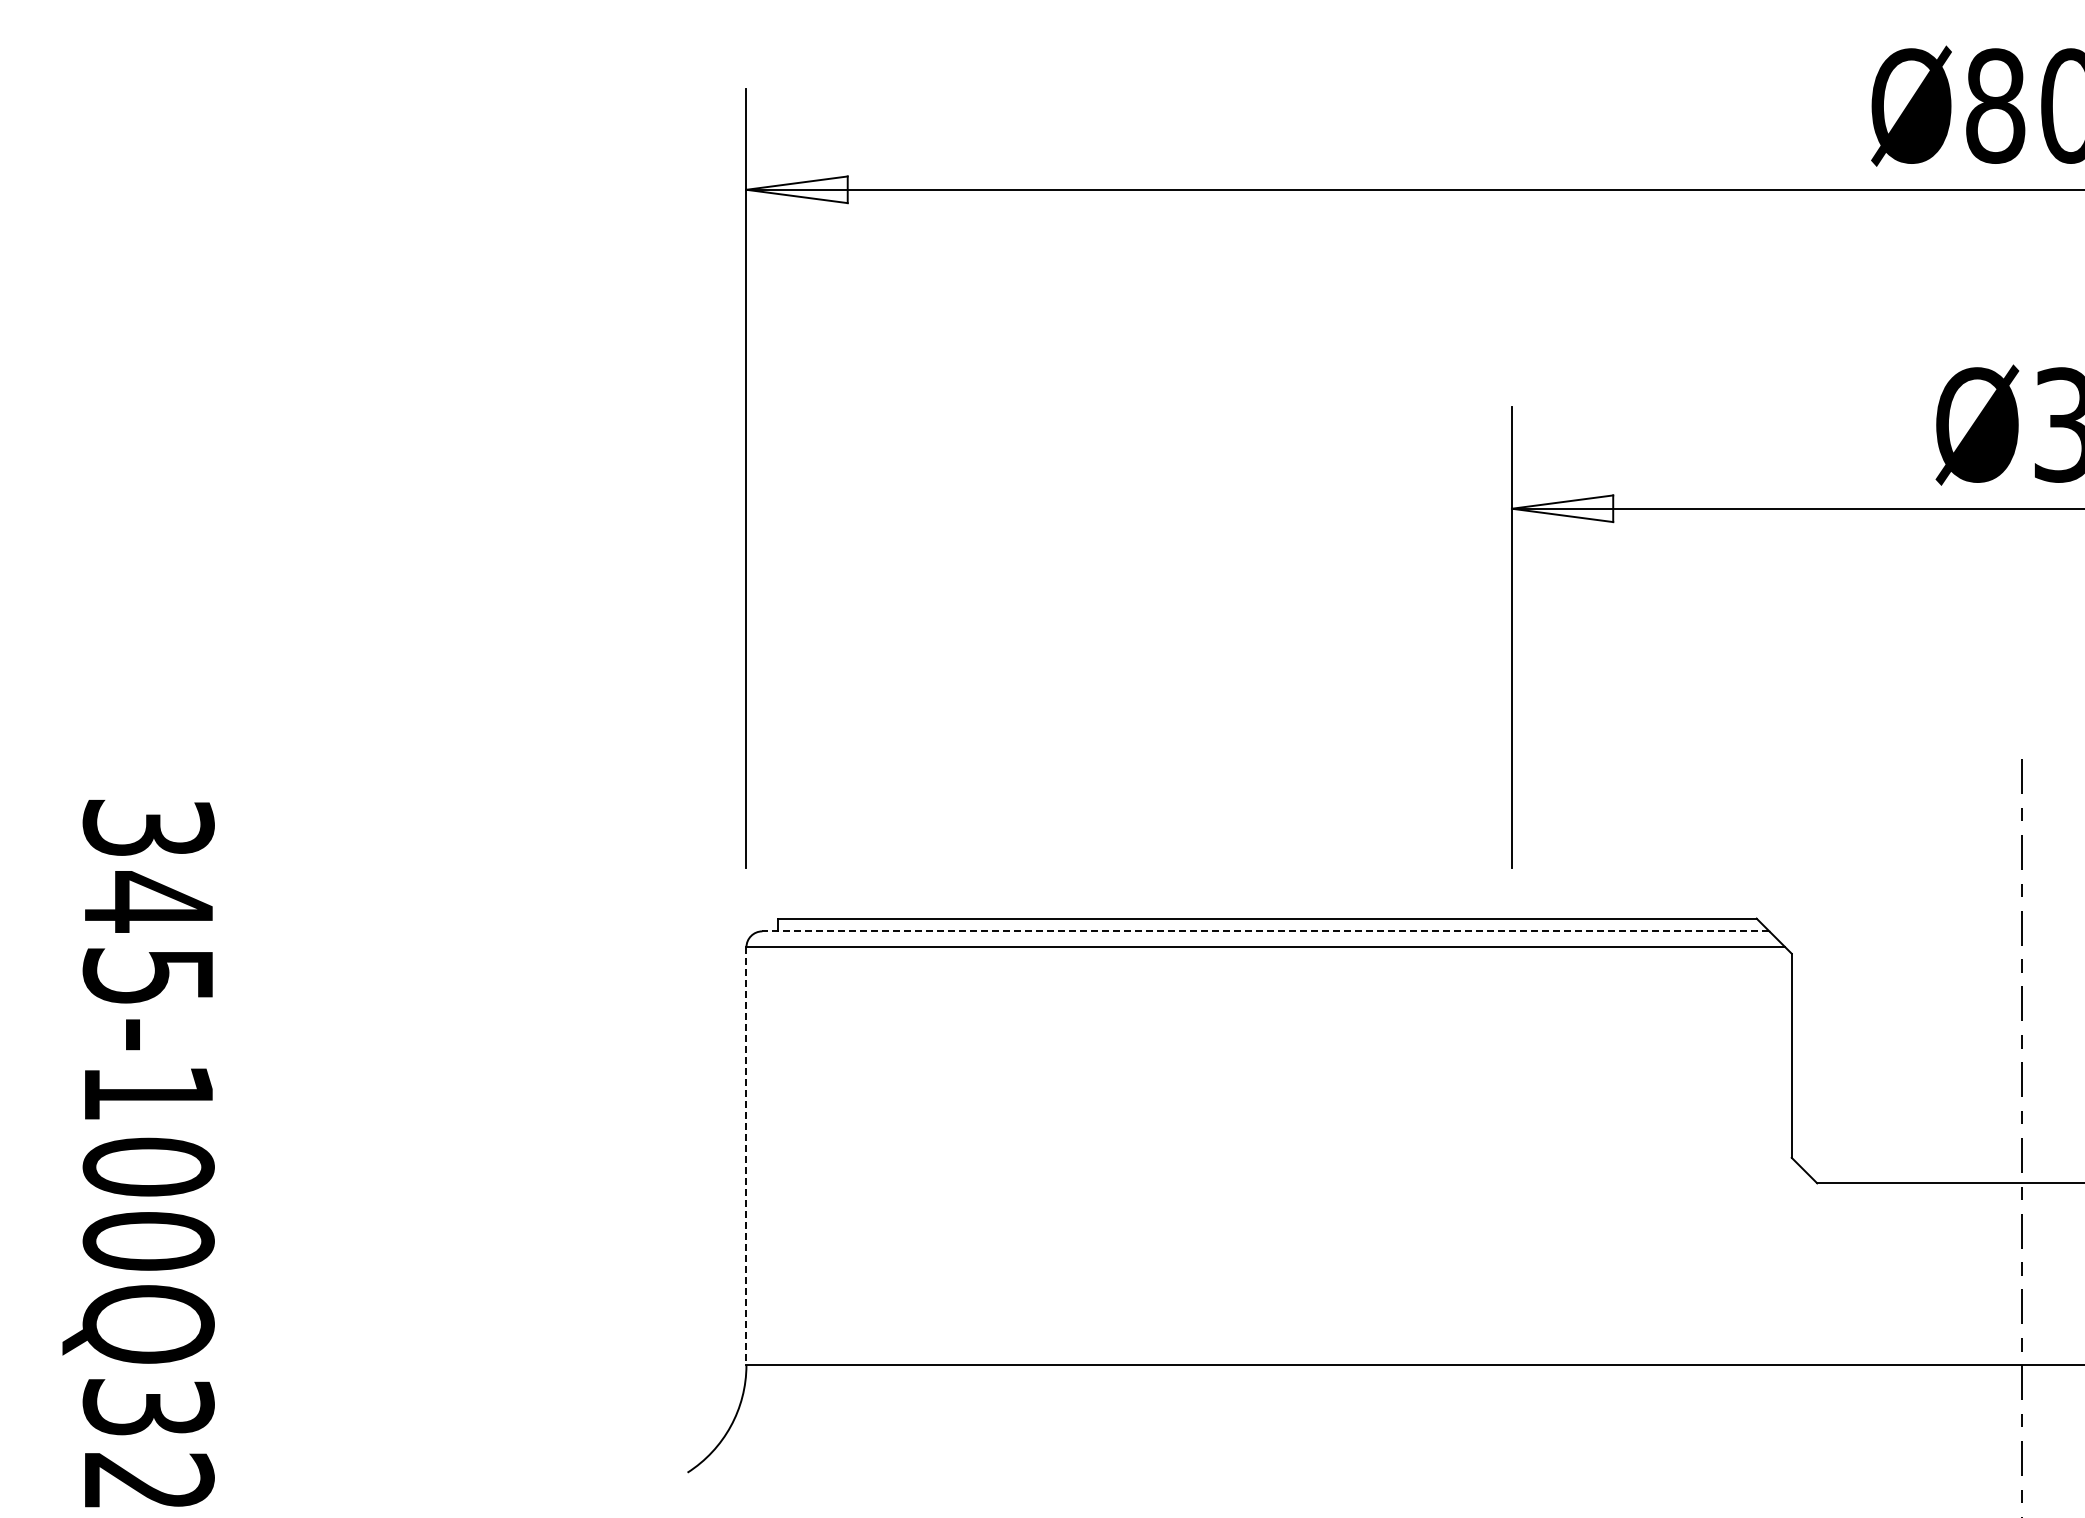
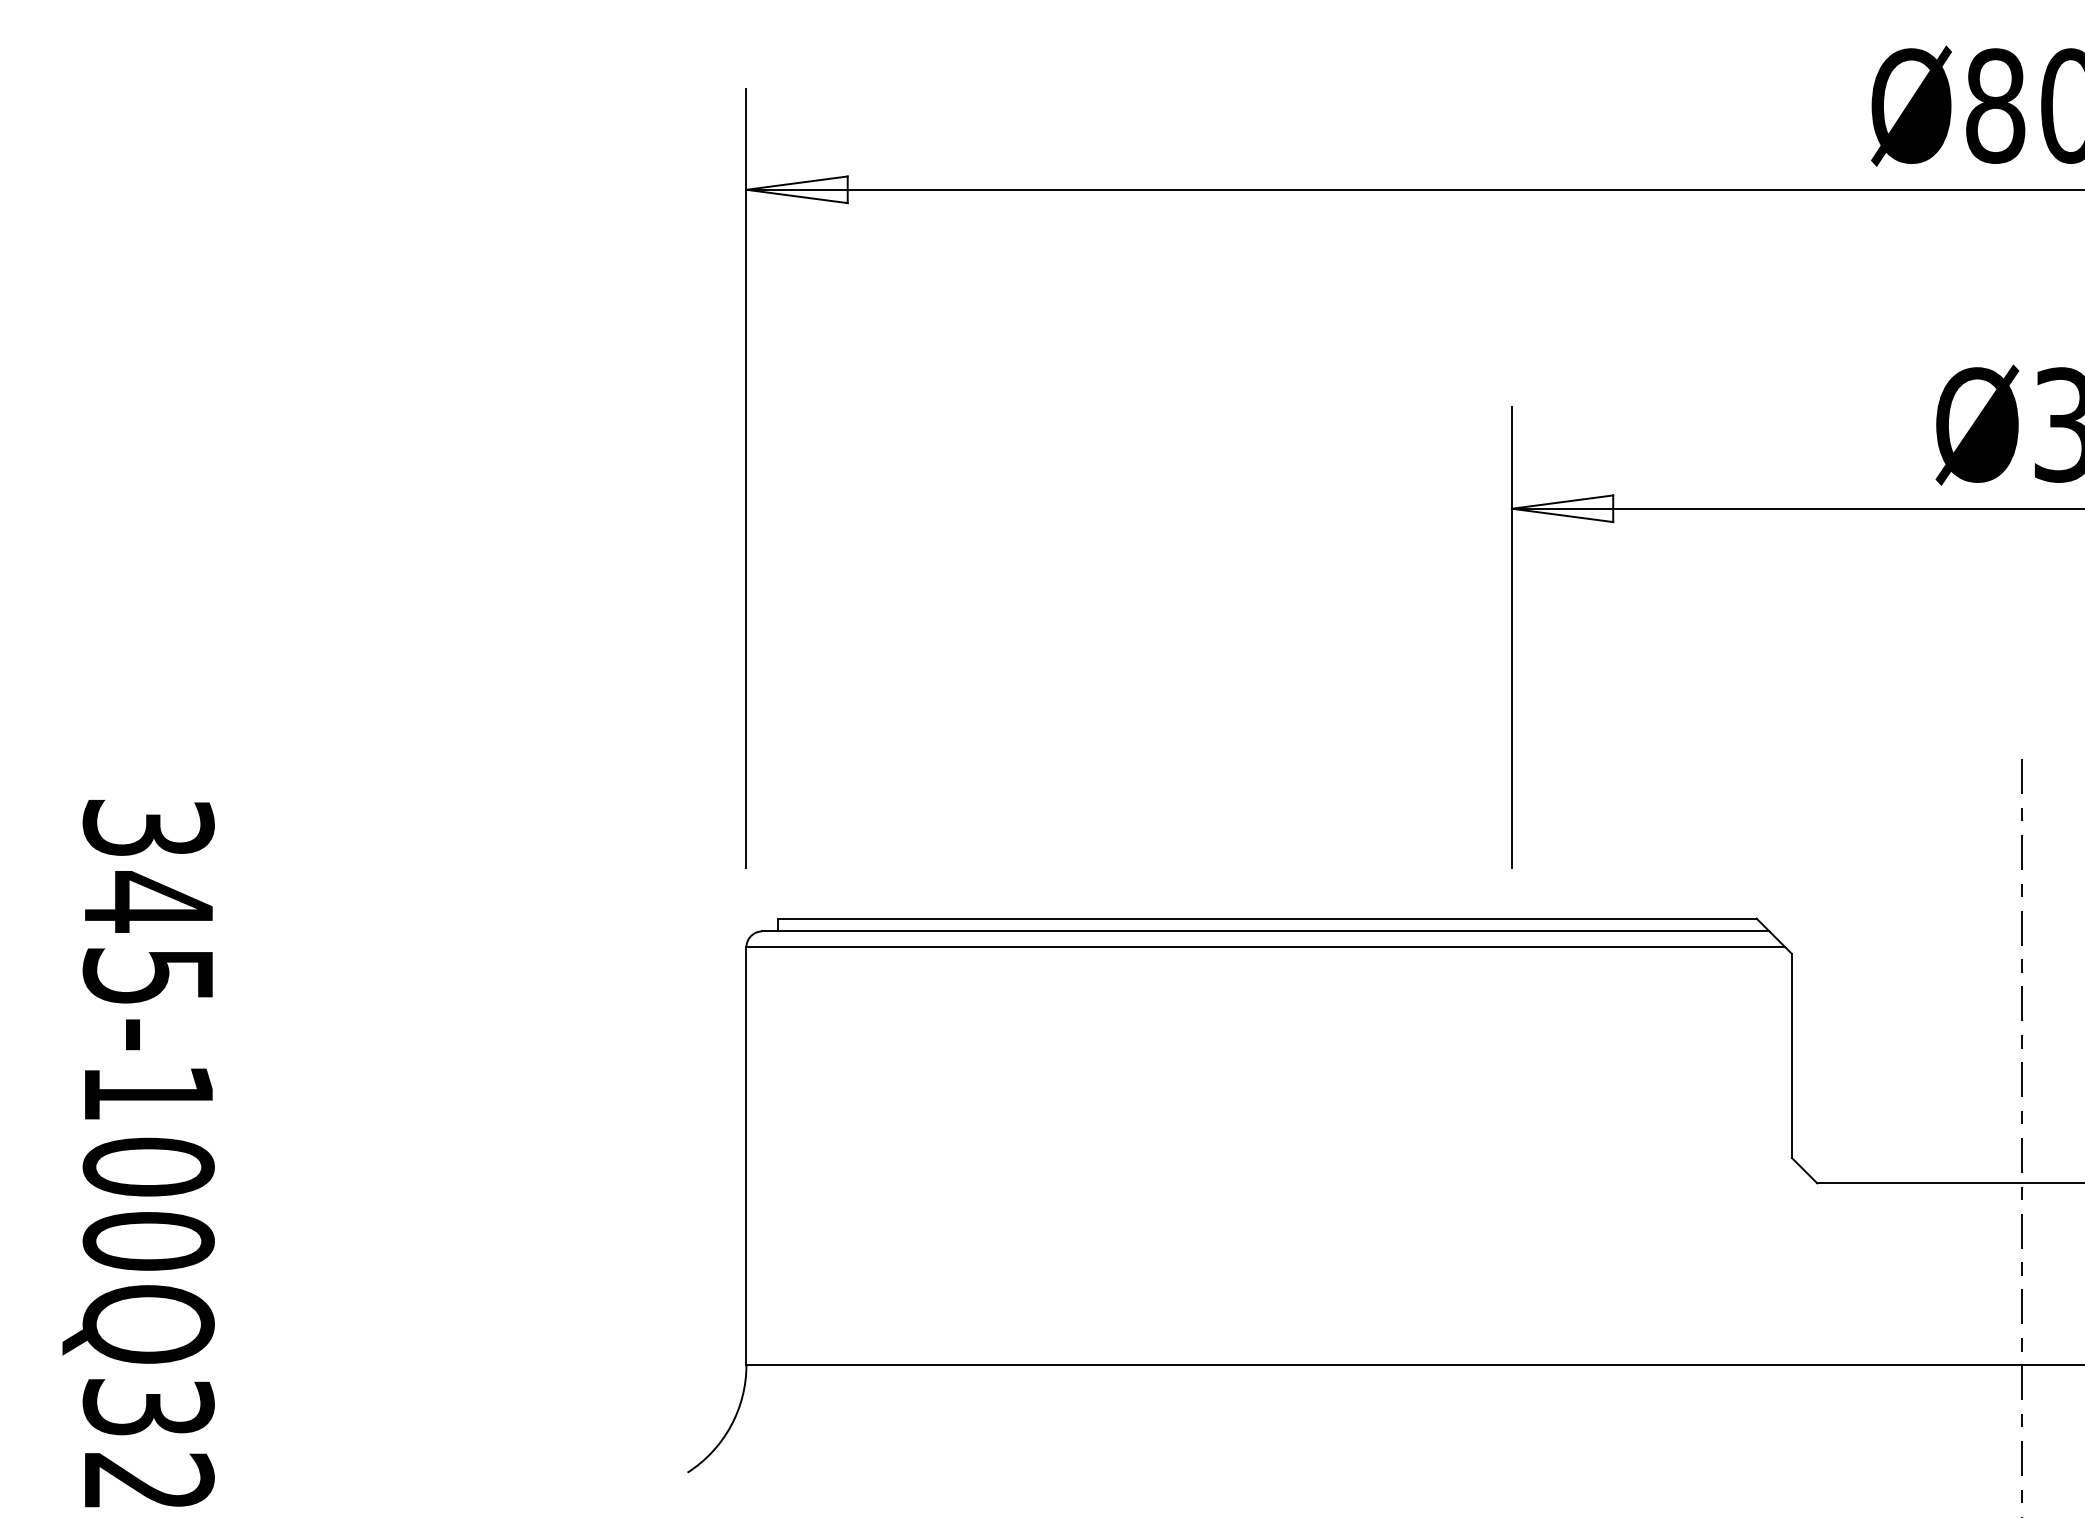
line: dashed -> solid (1265, 931)
line: dashed -> solid (746, 1156)
